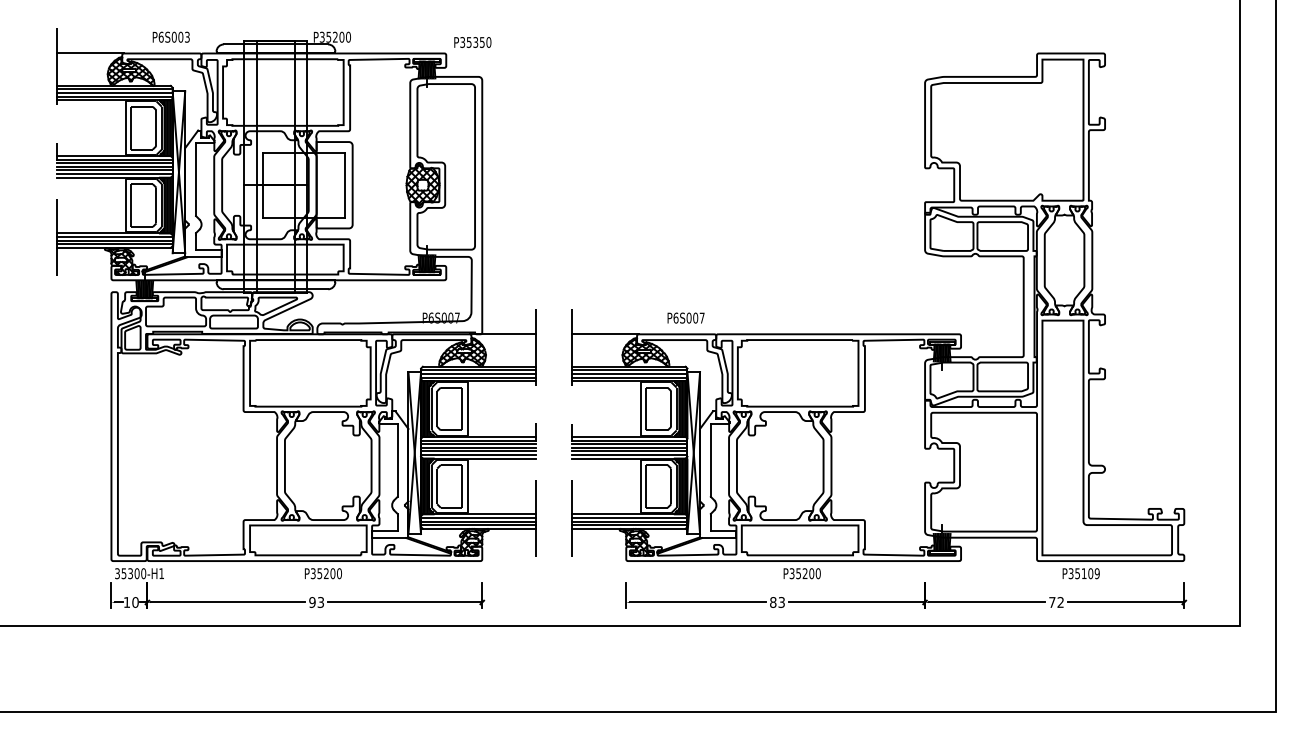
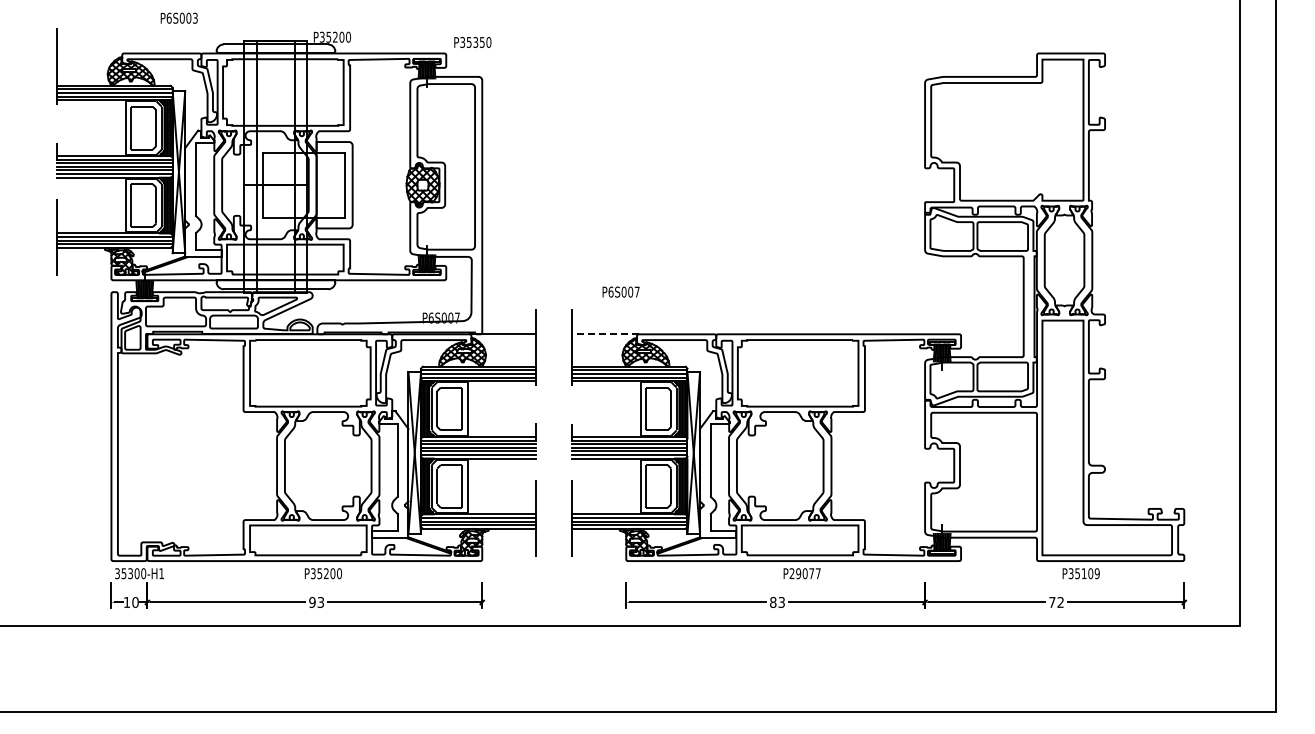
text position: (170, 36) -> (178, 17) (178, 17)
line: present -> none (90, 53)
text position: (685, 317) -> (620, 291) (620, 291)
line: solid -> dashed (605, 334)
text: P35200 -> P29077 (804, 573)
